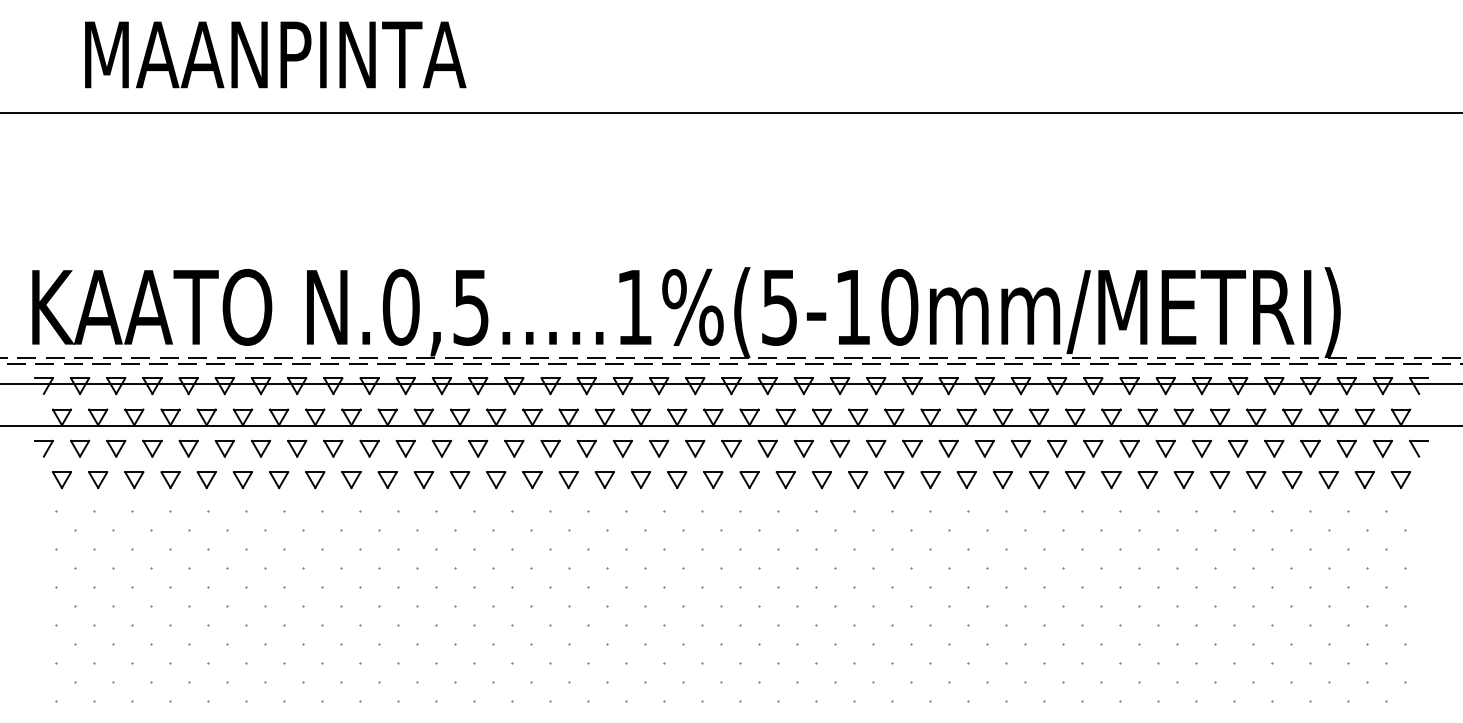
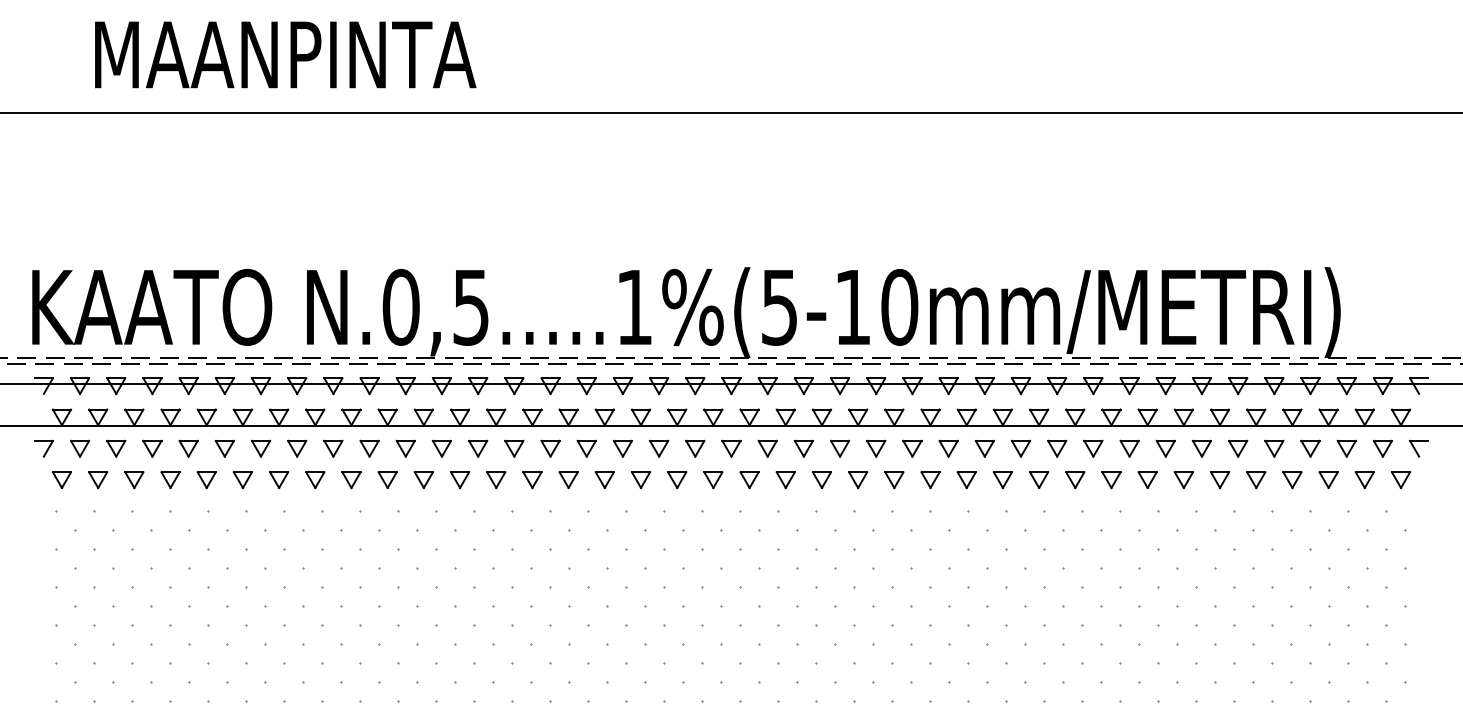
text position: (275, 54) -> (285, 54) (285, 54)
